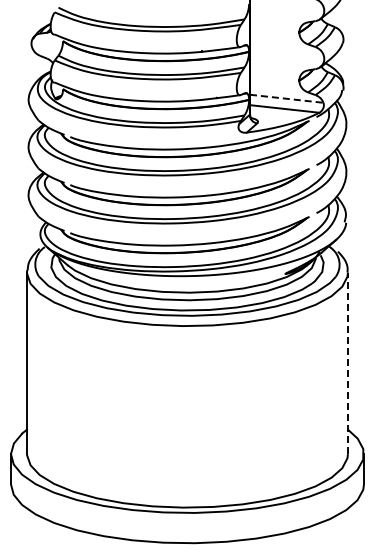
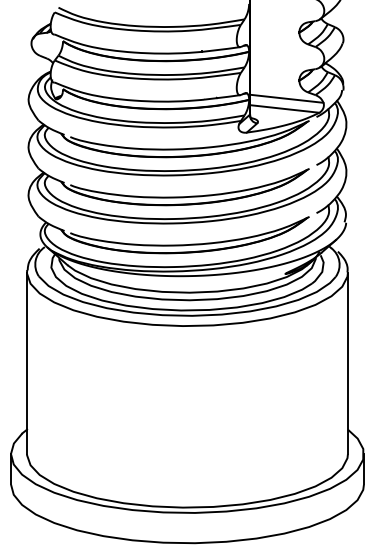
line: dashed -> solid (286, 98)
line: dashed -> solid (347, 363)
